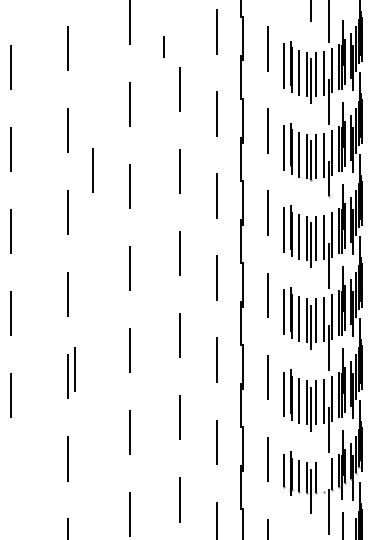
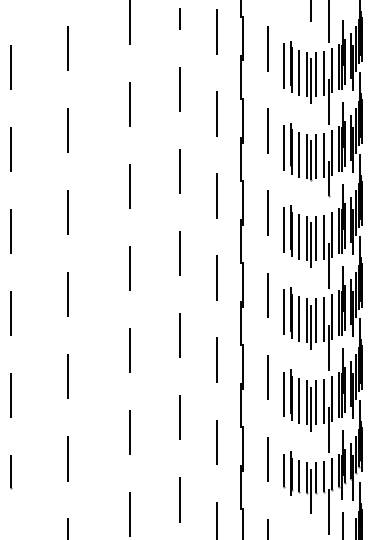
line position: (163, 46) -> (179, 18) (179, 18)
line: present -> none (92, 170)
line: present -> none (74, 369)
line: none -> present (11, 472)
line: none -> present (323, 476)
